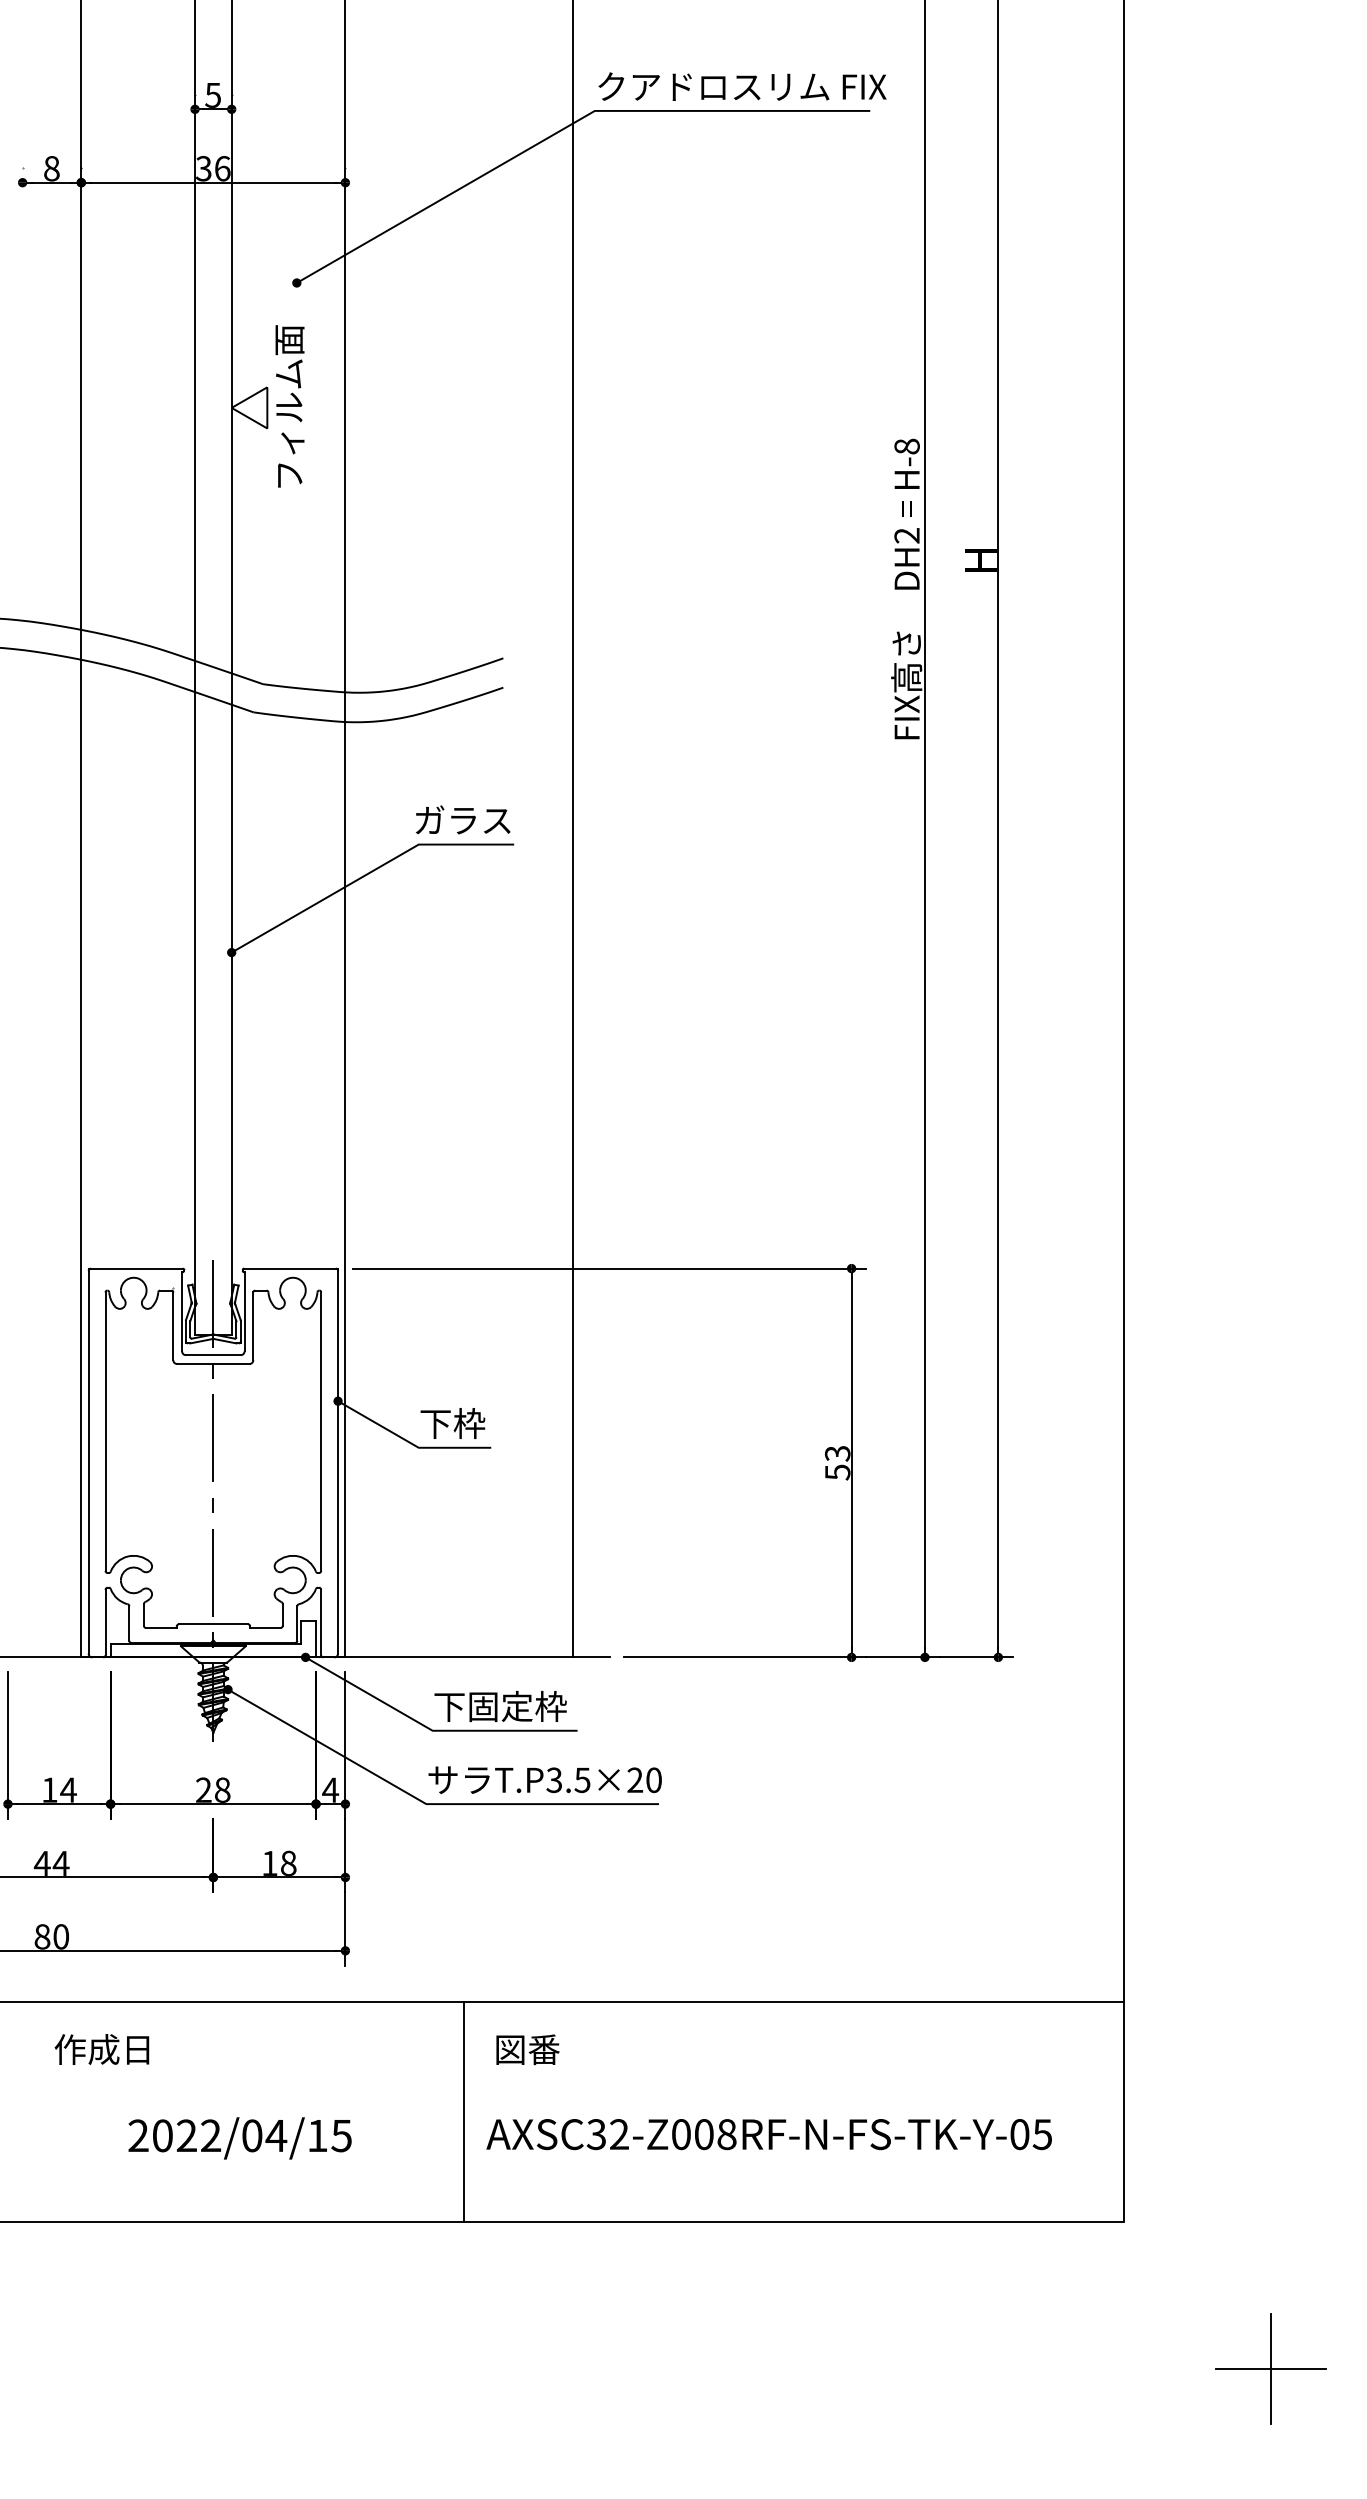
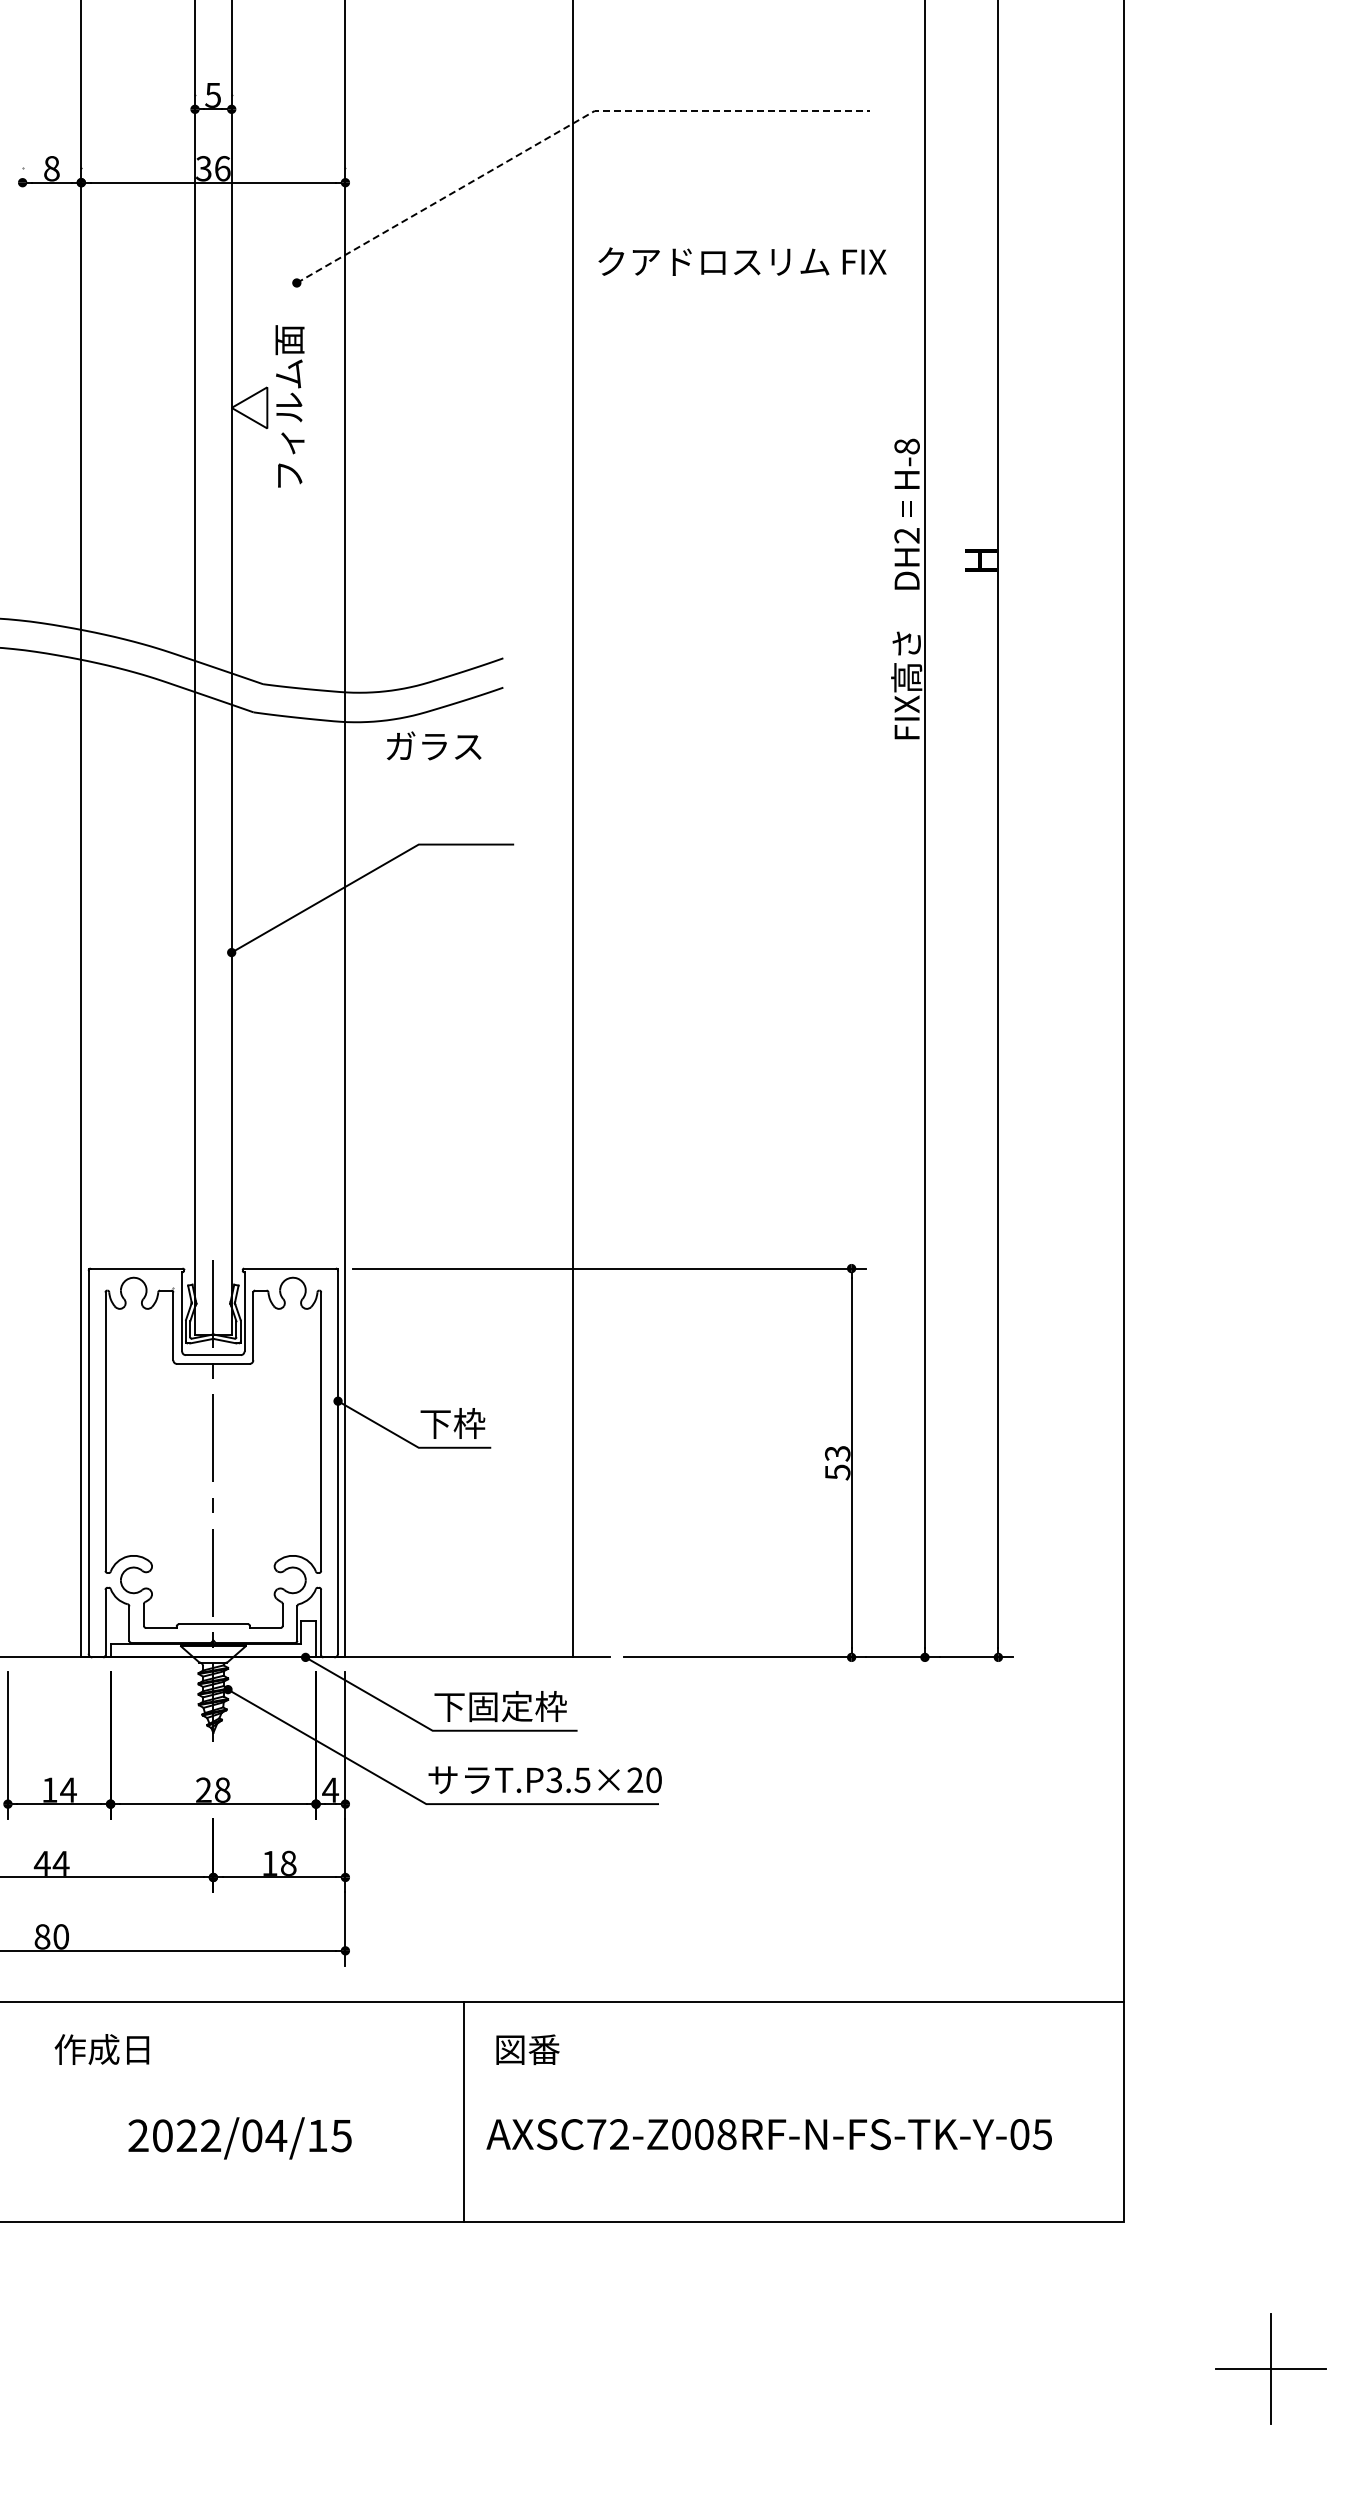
text position: (742, 86) -> (742, 261) (742, 261)
line: solid -> dashed (565, 127)
text position: (463, 819) -> (434, 745) (434, 745)
text: AXSC32-Z008RF-N-FS-TK-Y-05 -> AXSC72-Z008RF-N-FS-TK-Y-05 (596, 2134)
